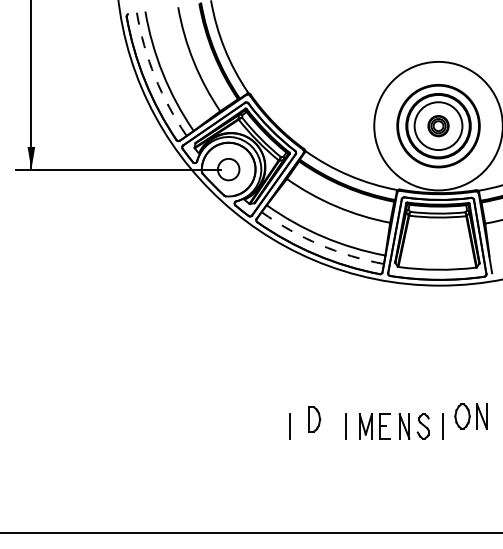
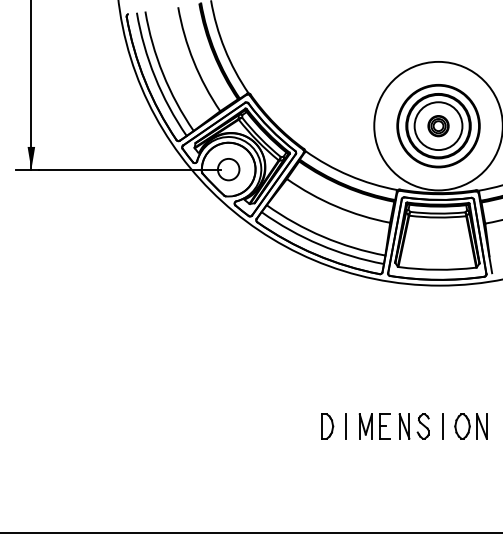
arc: dashed -> solid (155, 77)
arc: dashed -> solid (319, 244)
part position: (470, 416) -> (470, 426) (470, 426)
part position: (314, 419) -> (327, 426) (327, 426)
line: present -> none (289, 426)
